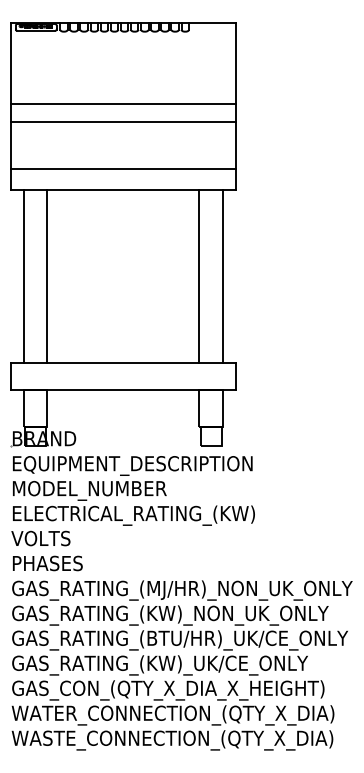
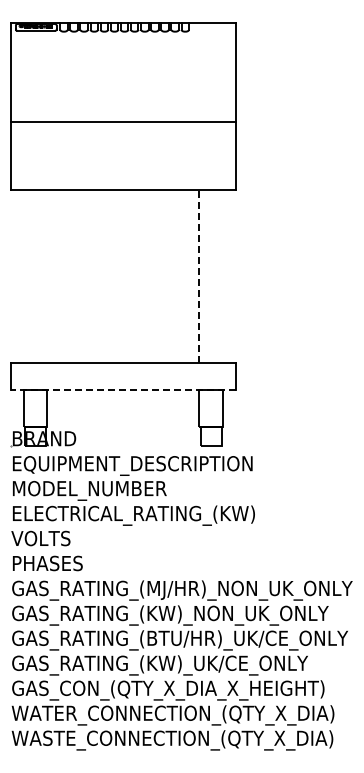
line: present -> none (123, 103)
line: present -> none (123, 169)
line: present -> none (23, 275)
line: present -> none (47, 275)
line: present -> none (223, 275)
line: solid -> dashed (199, 276)
line: solid -> dashed (122, 390)
